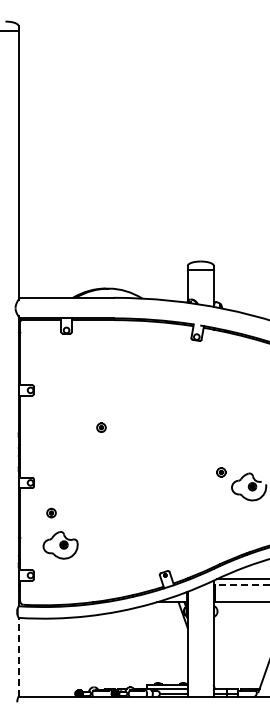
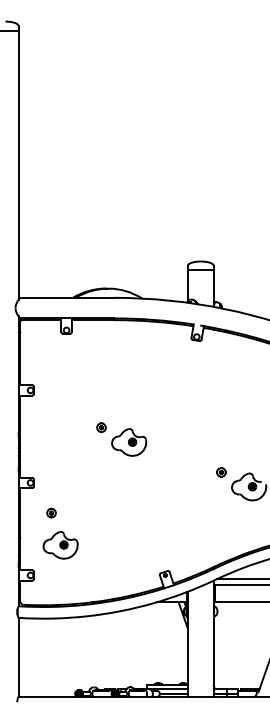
part: none -> present (129, 442)
line: dashed -> solid (242, 585)
line: dashed -> solid (18, 656)
